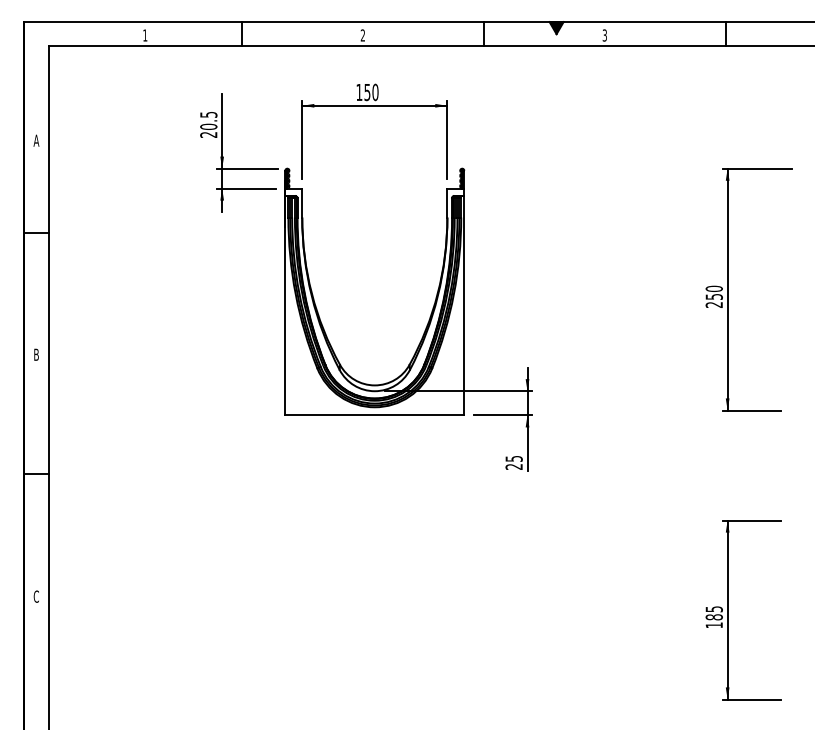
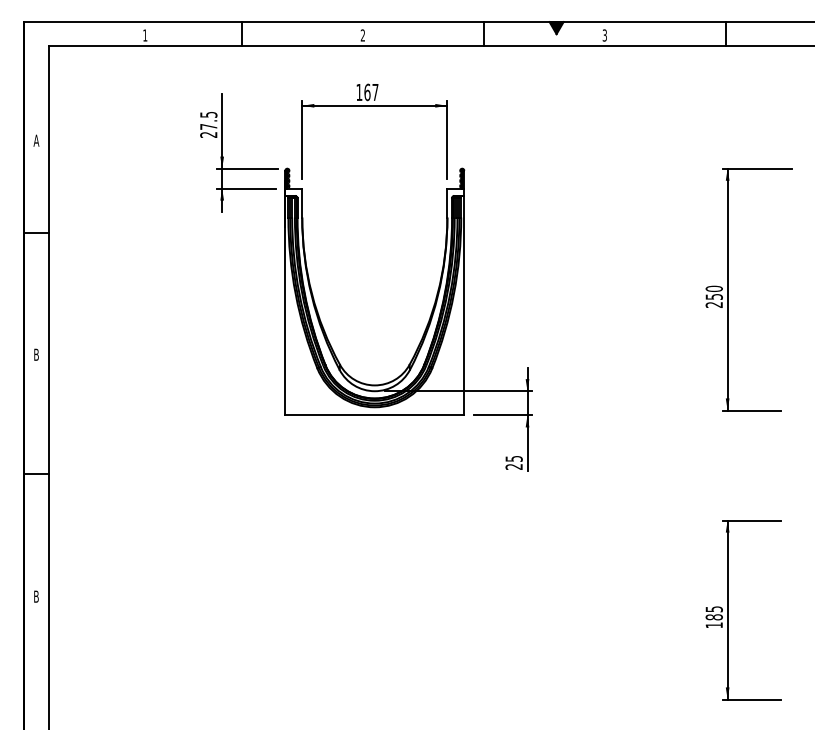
text: 150 -> 167 (371, 92)
text: 20.5 -> 27.5 (208, 126)
text: C -> B (35, 596)
